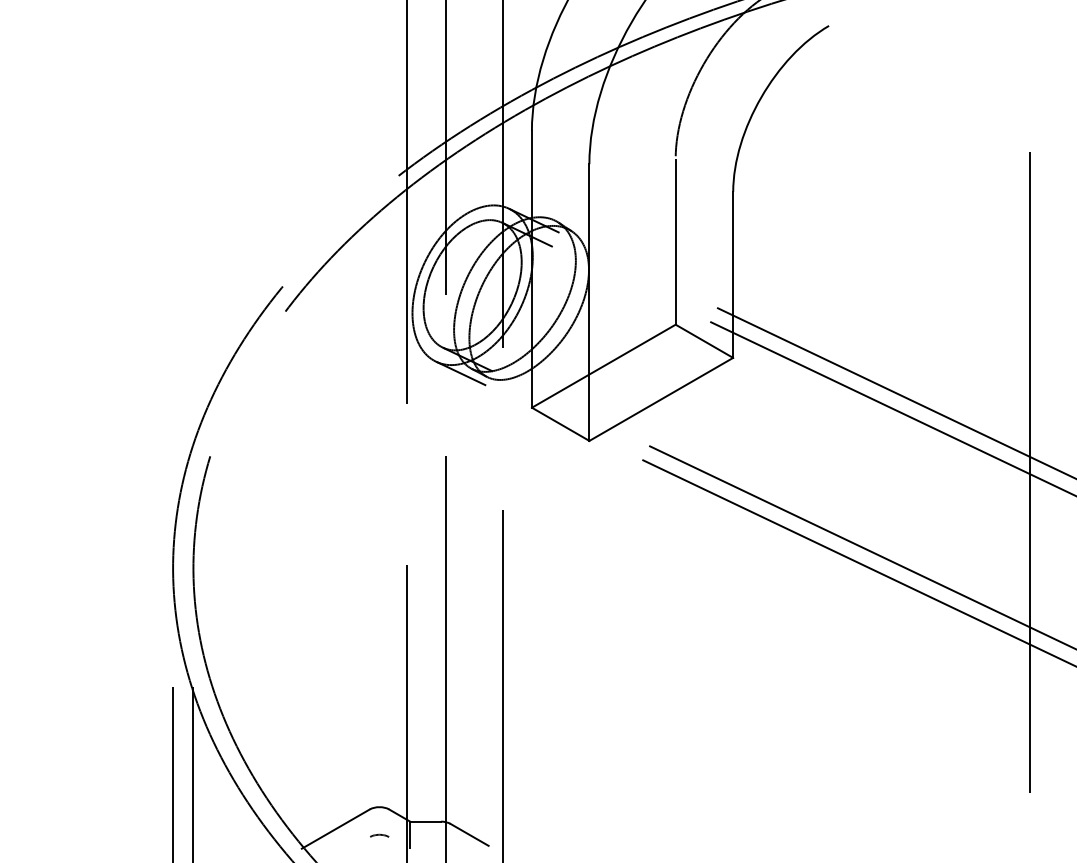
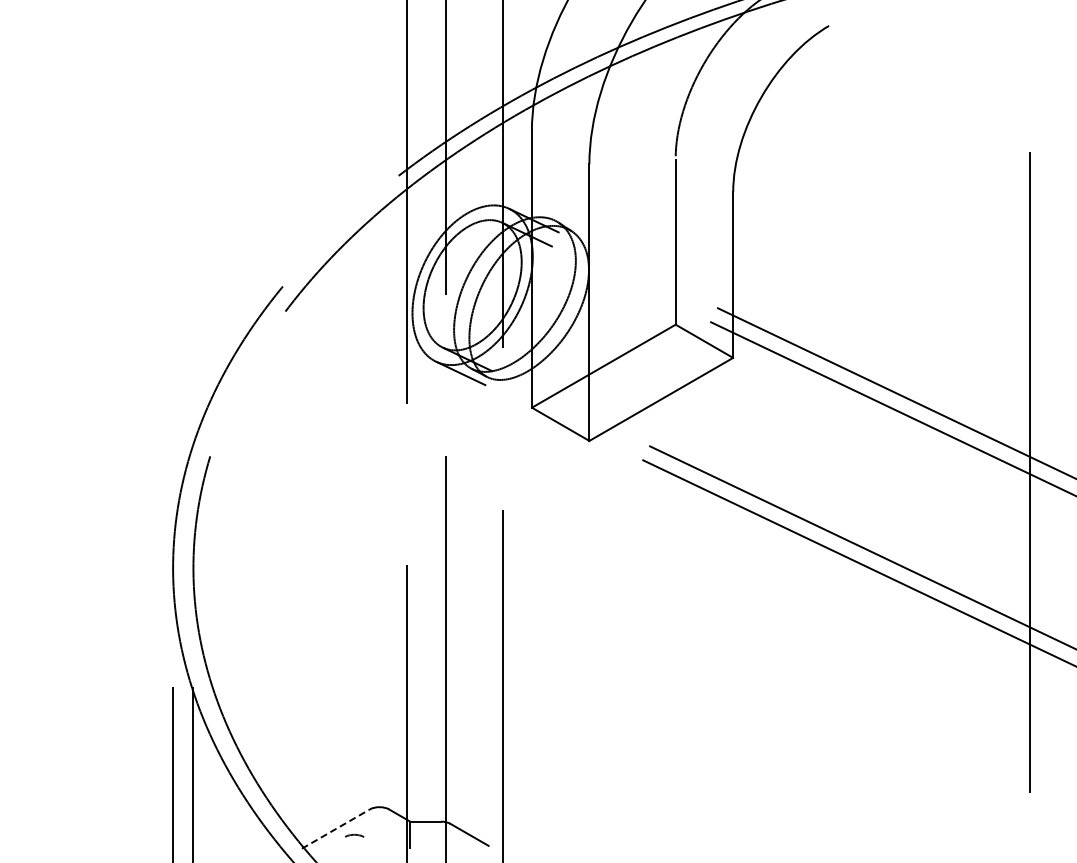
line: solid -> dashed (336, 828)
curve position: (379, 835) -> (354, 835) (354, 835)
